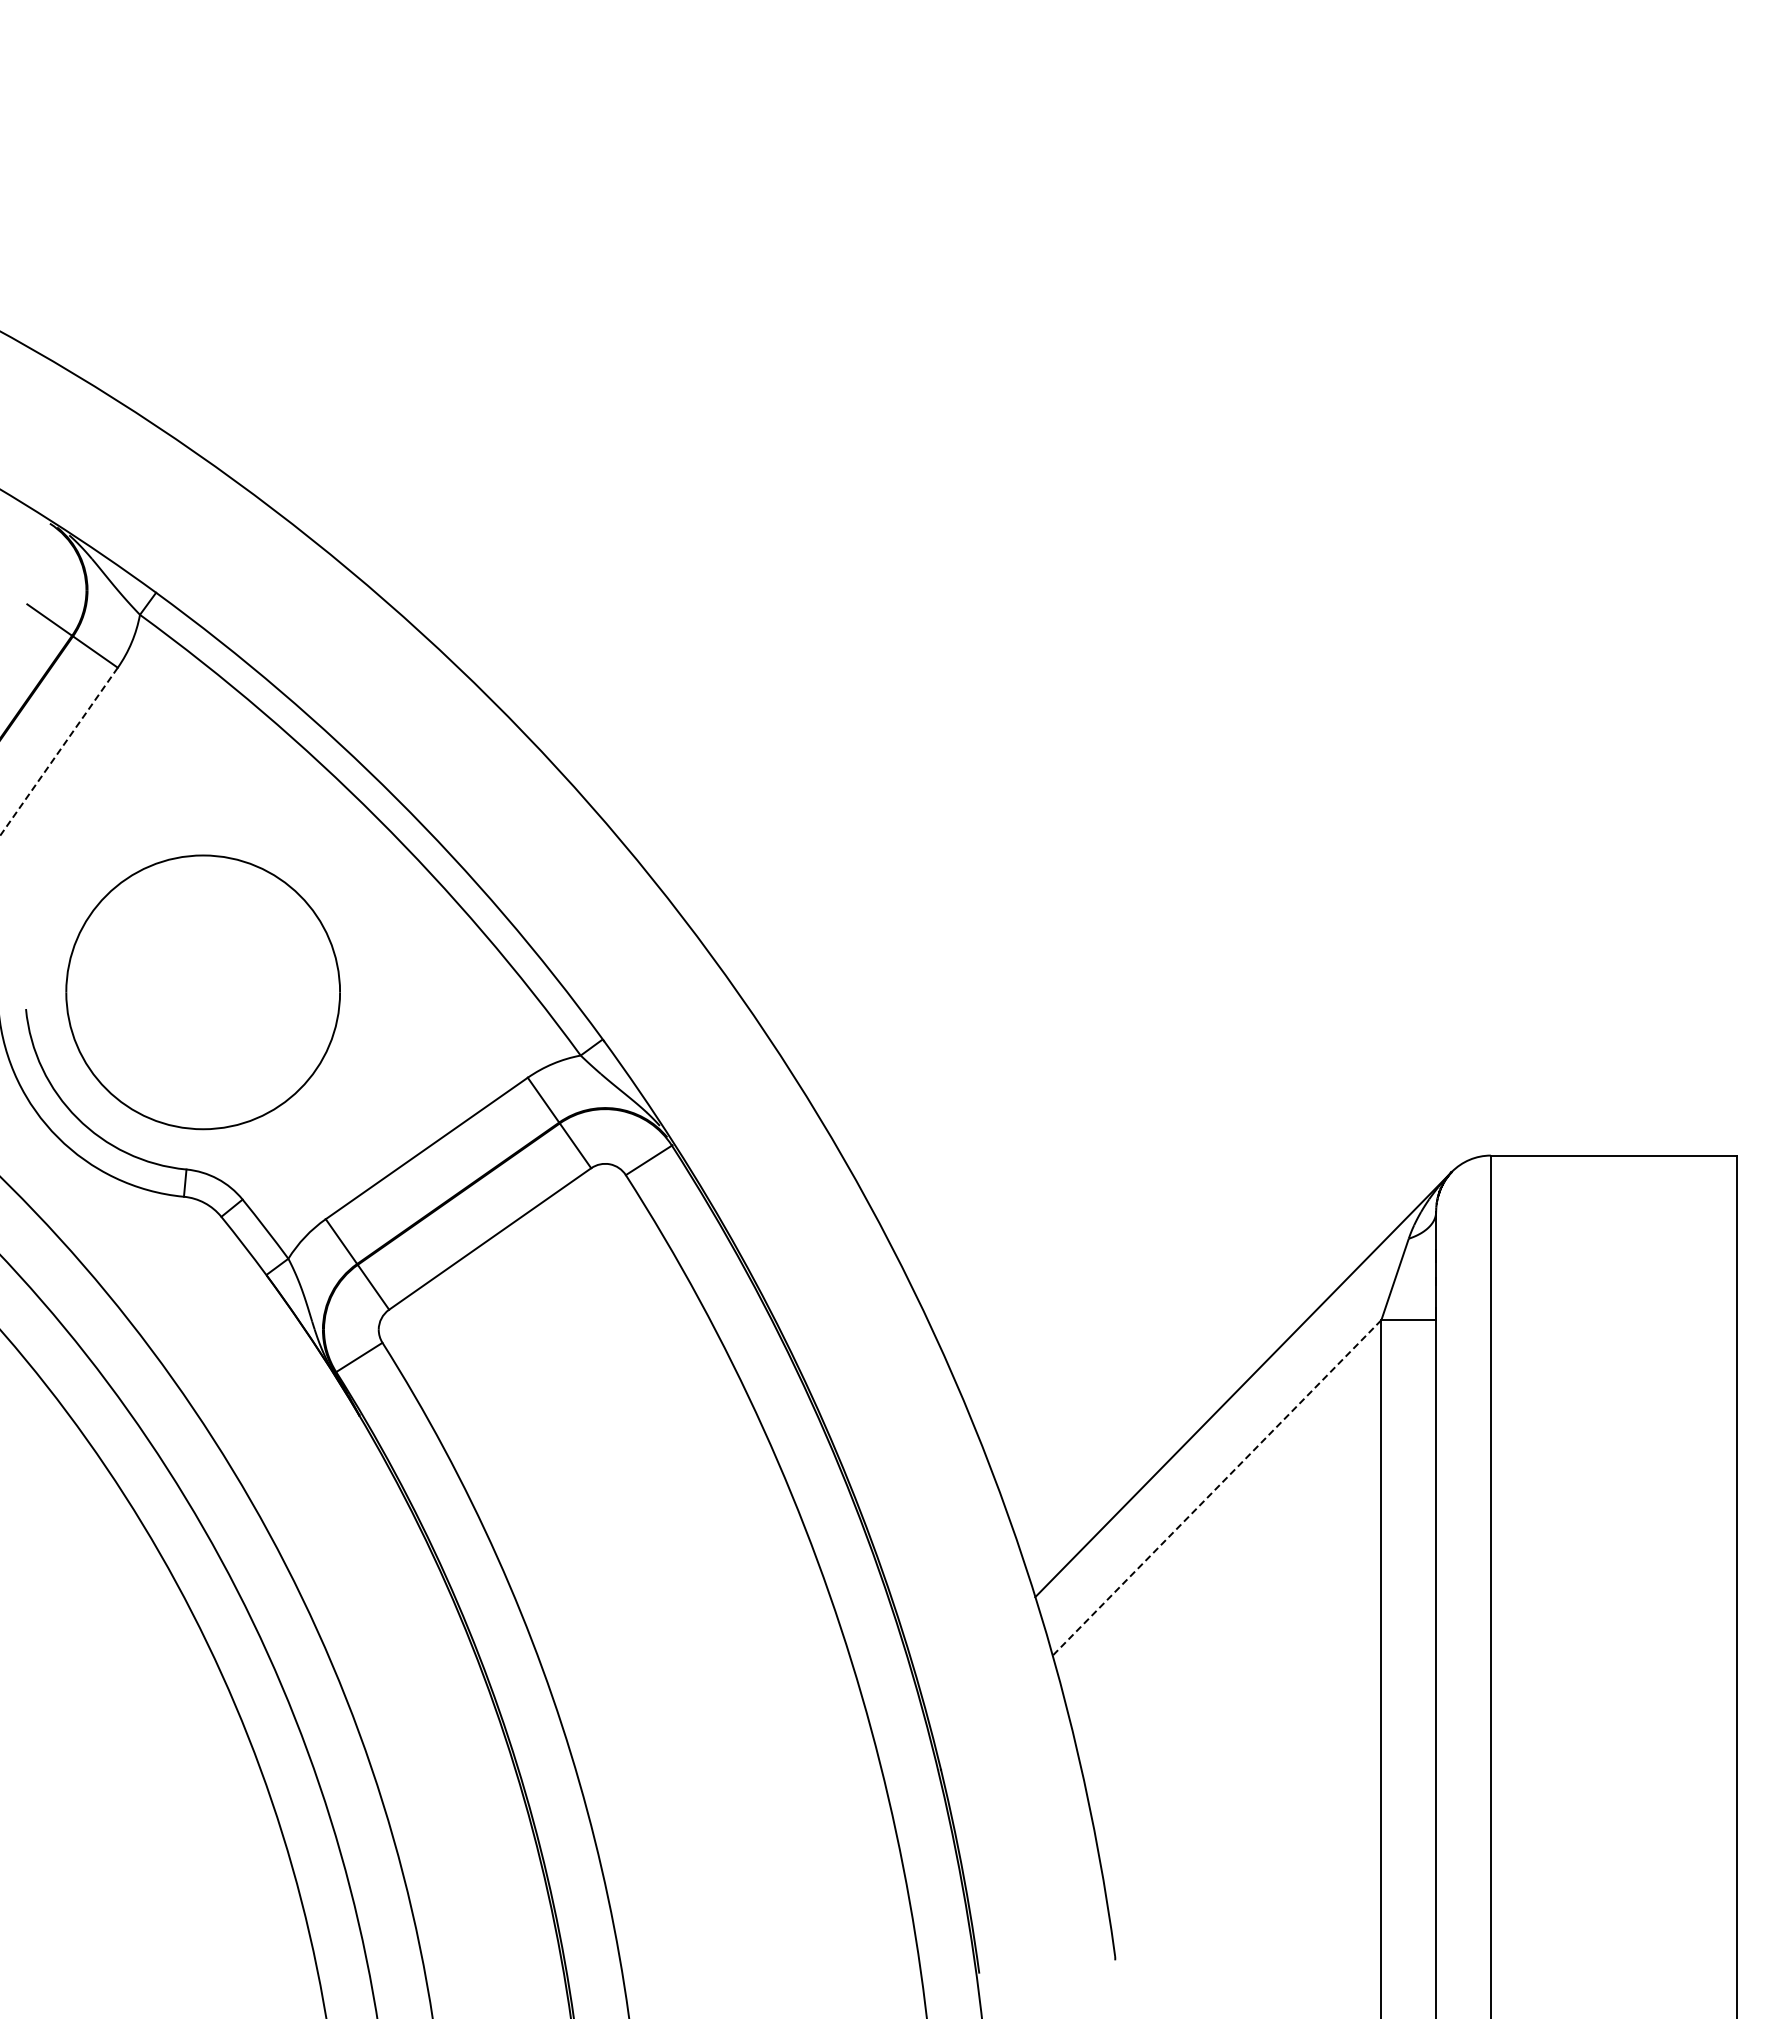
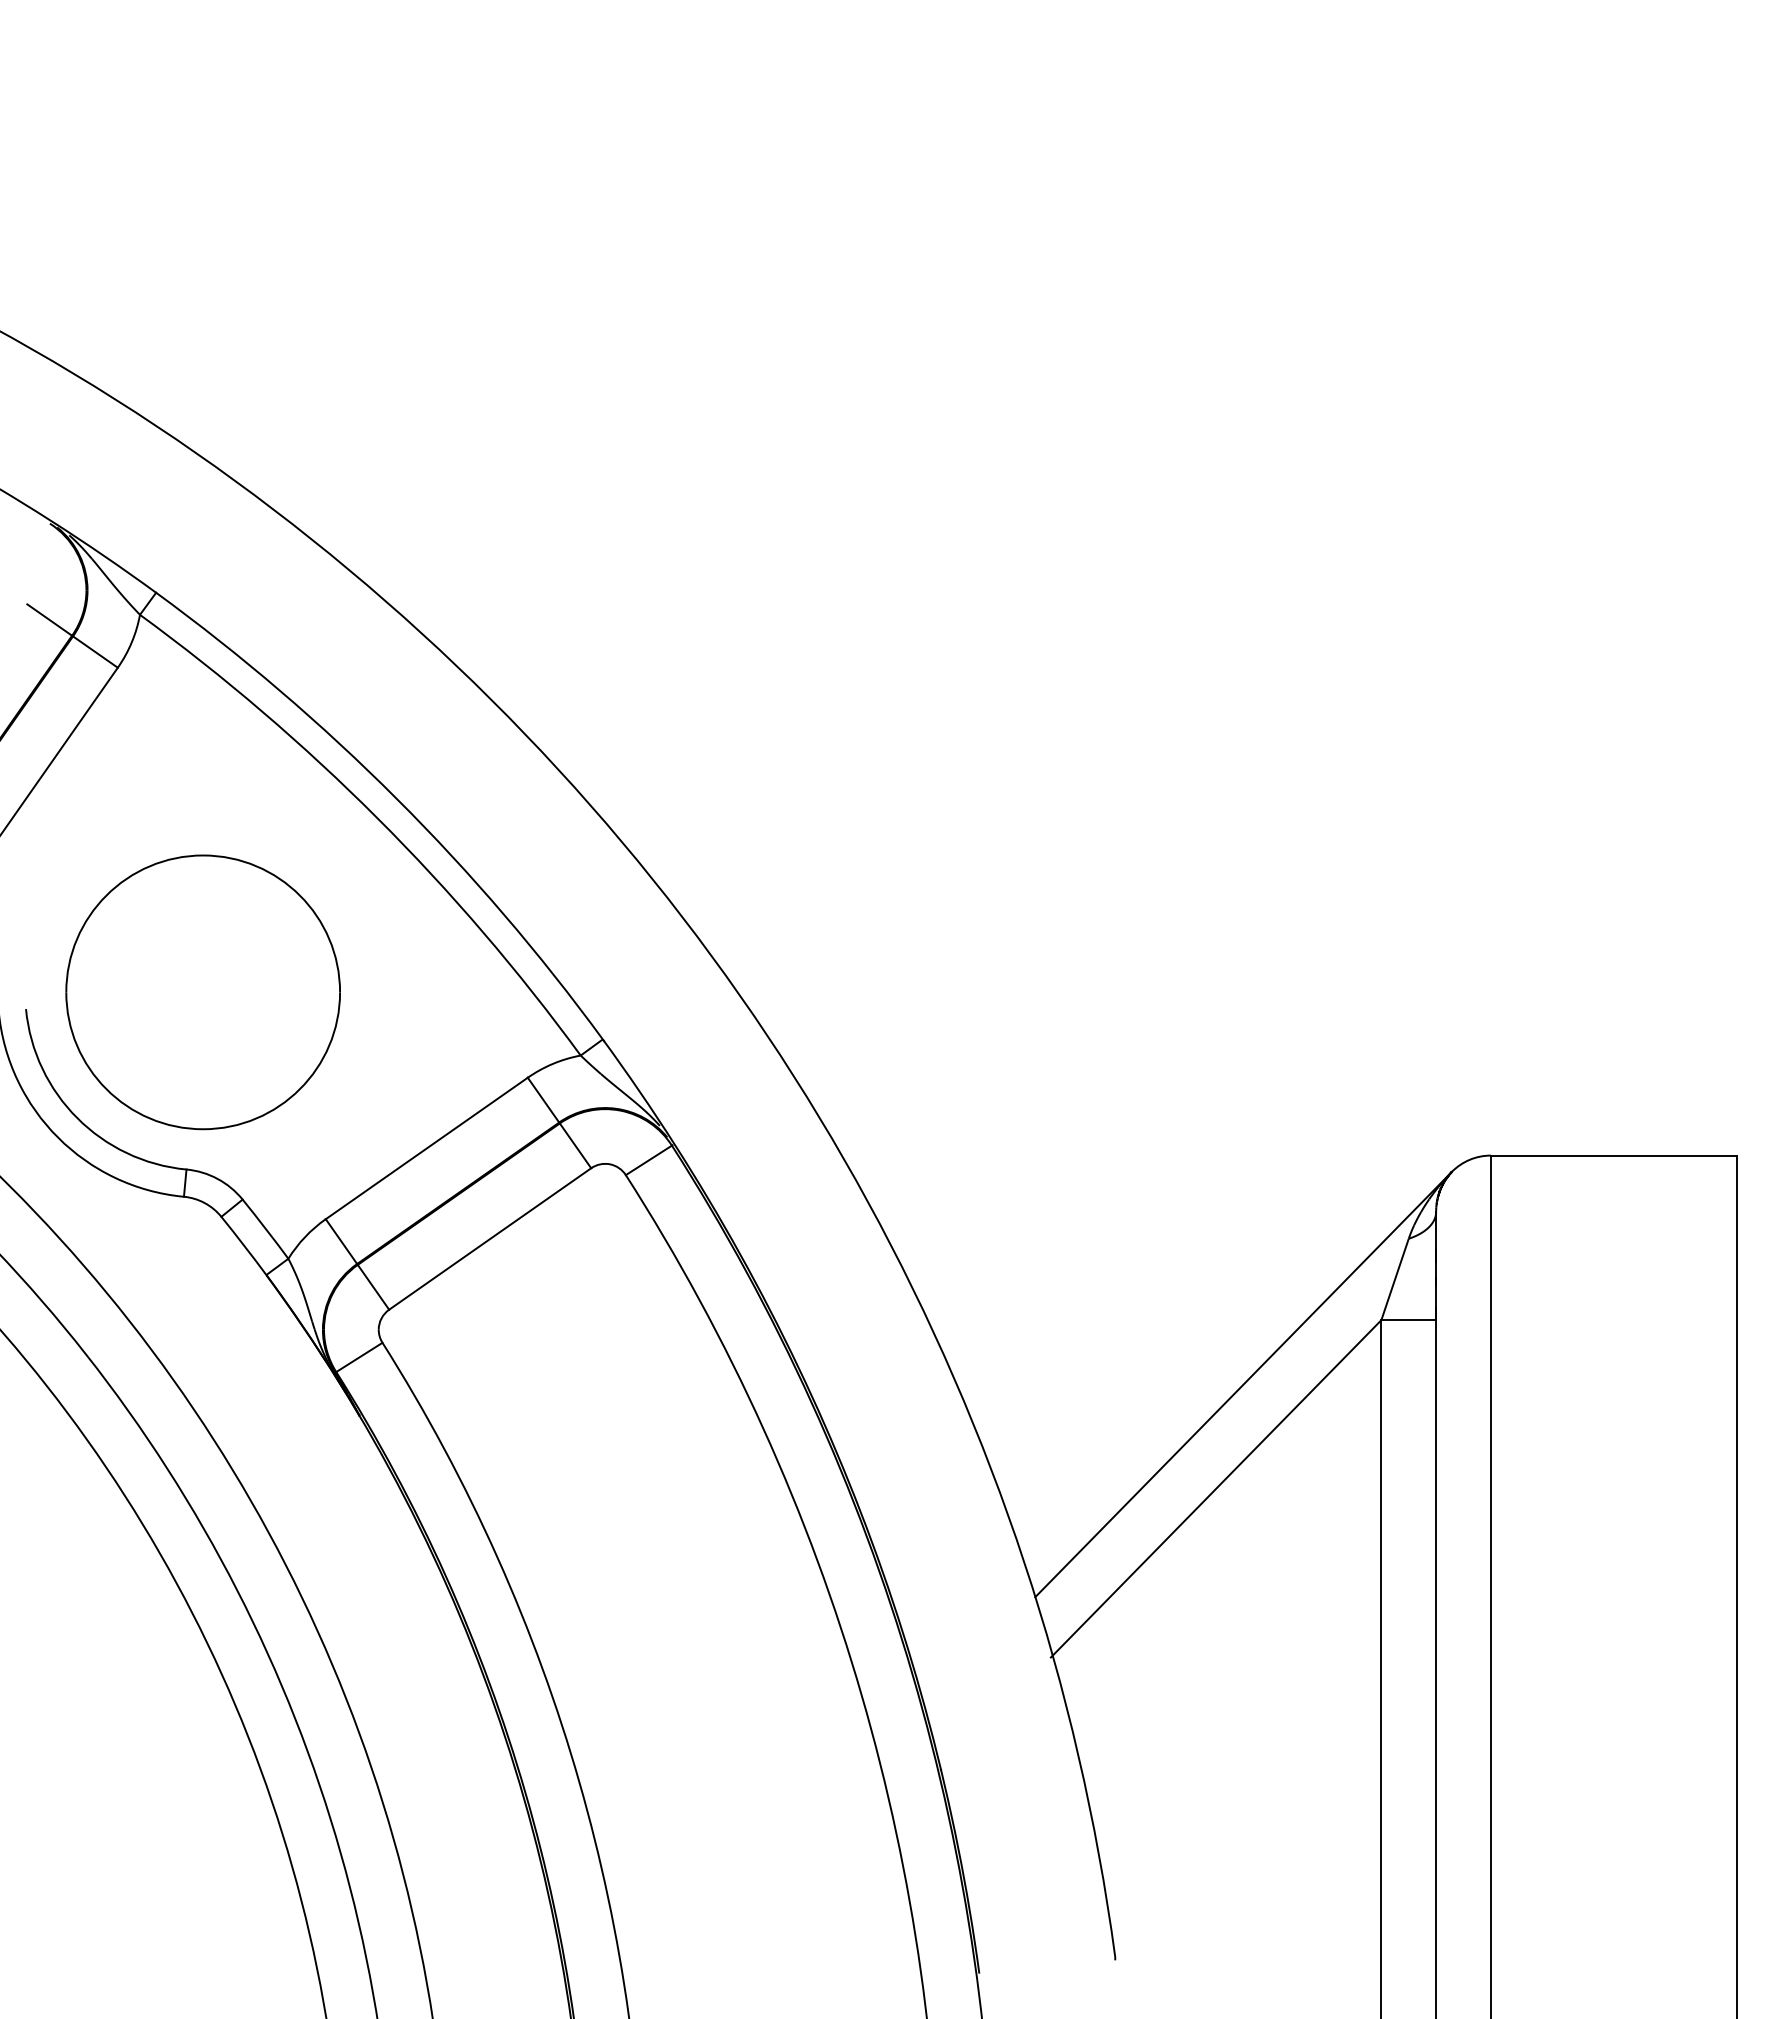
line: dashed -> solid (58, 752)
line: dashed -> solid (1215, 1489)
